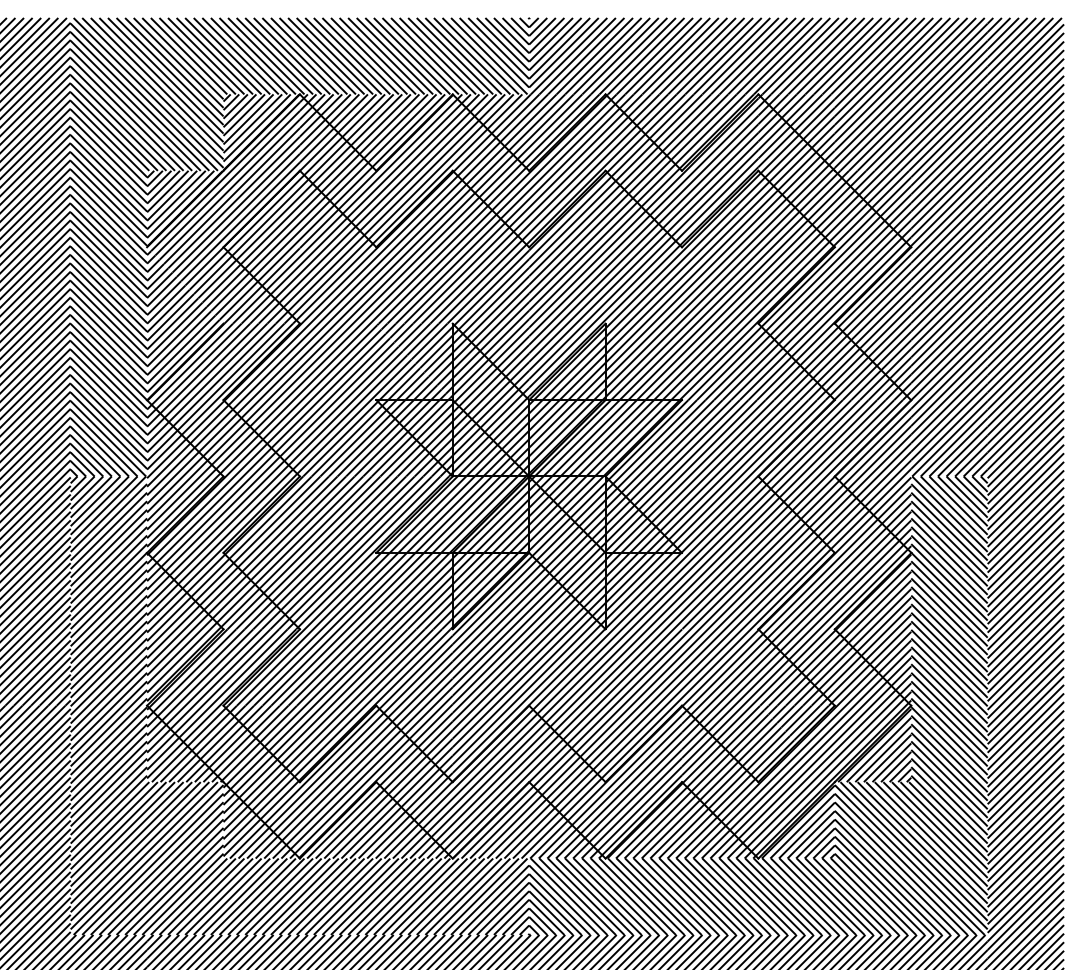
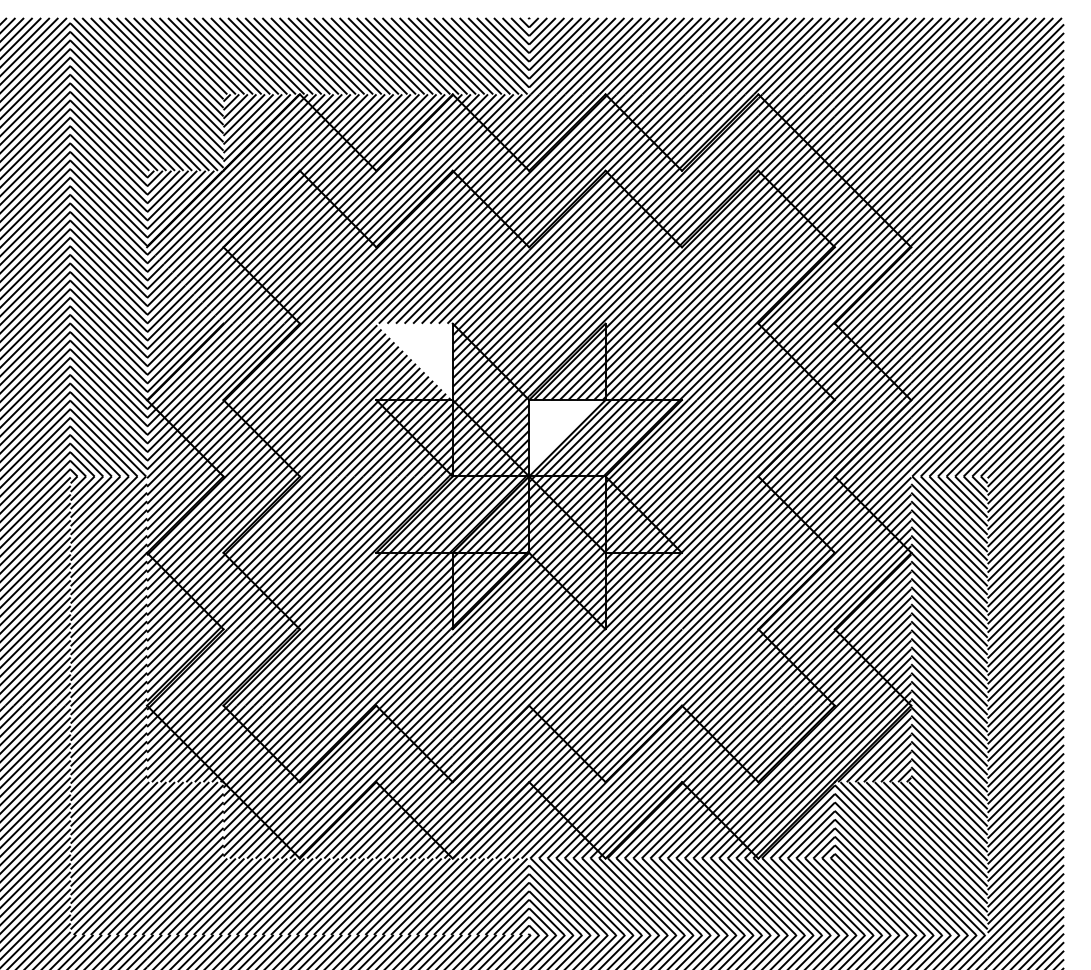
hatch: present -> none (414, 360)
hatch: present -> none (565, 436)
